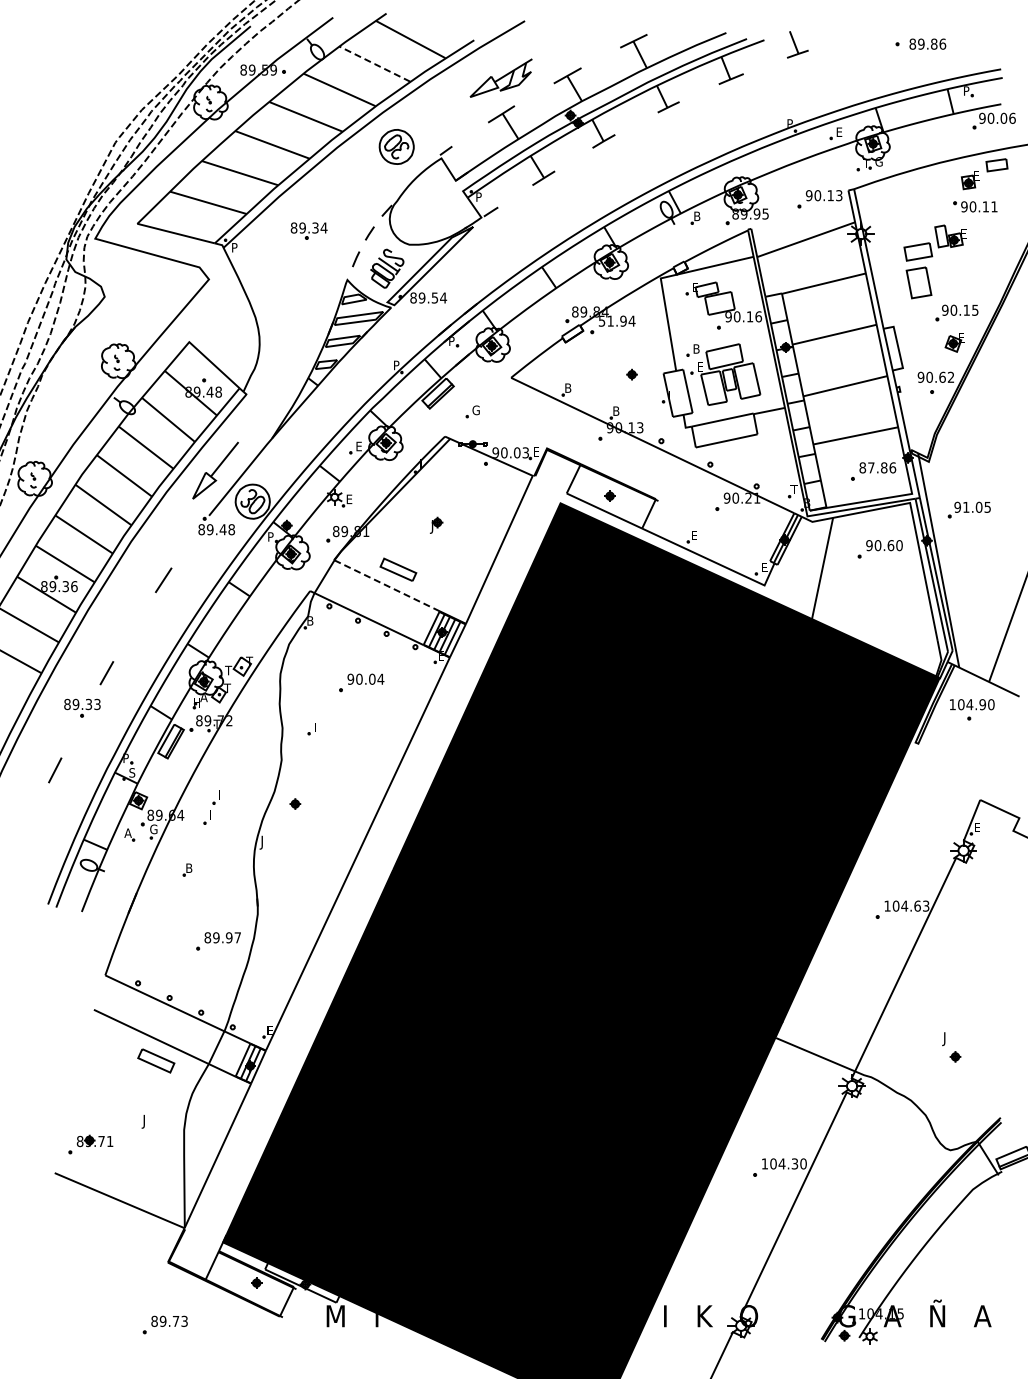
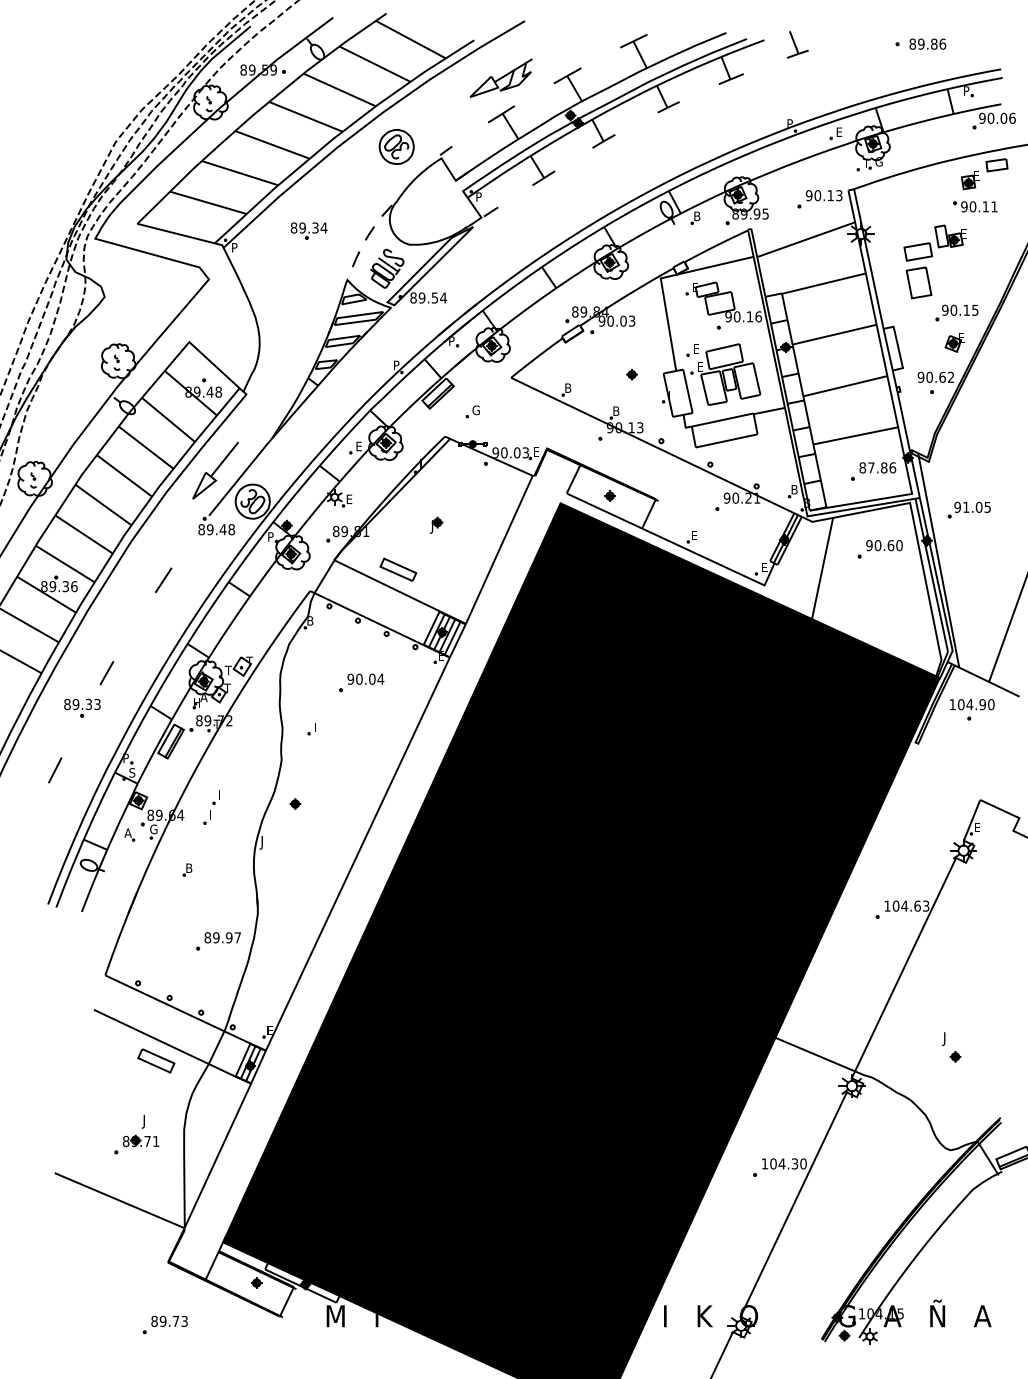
line: dashed -> solid (374, 64)
text: 51.94 -> 90.03 (616, 320)
text: B -> E (696, 348)
text: T -> B (793, 489)
line: dashed -> solid (386, 585)
part position: (90, 1144) -> (136, 1144) (136, 1144)
